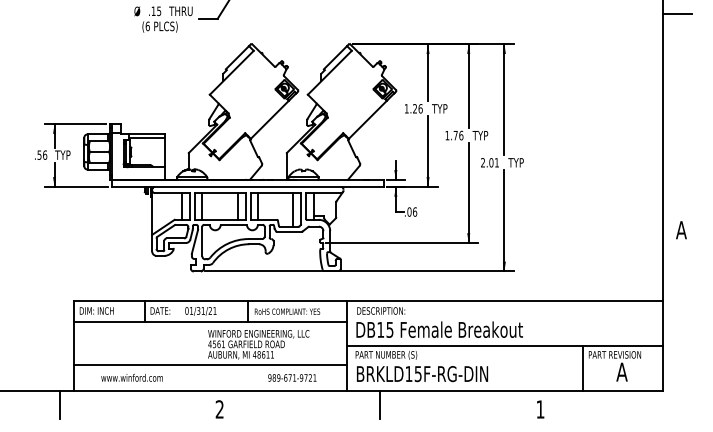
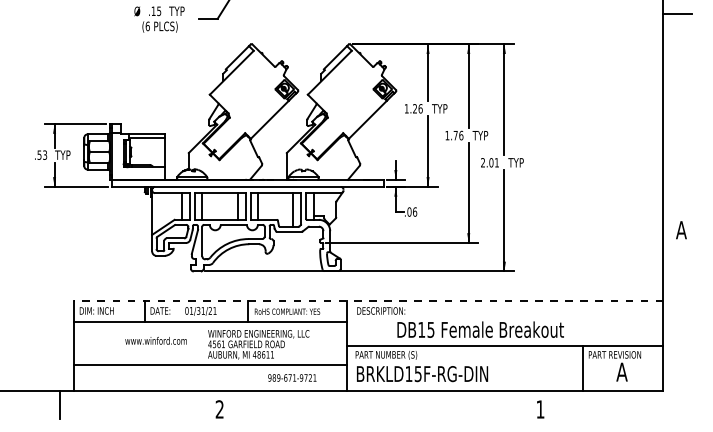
text: THRU -> TYP (183, 11)
text: .56 -> .53 (45, 154)
line: solid -> dashed (368, 301)
text position: (439, 329) -> (480, 329) (480, 329)
text position: (131, 377) -> (155, 340) (155, 340)
line: present -> none (380, 404)
